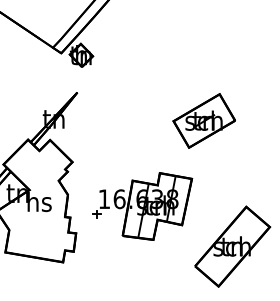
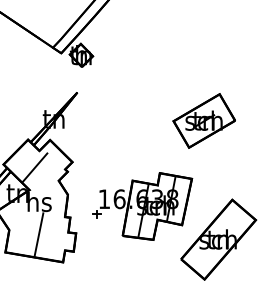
line: none -> present (34, 167)
line: none -> present (38, 234)
part position: (232, 246) -> (218, 239) (218, 239)
